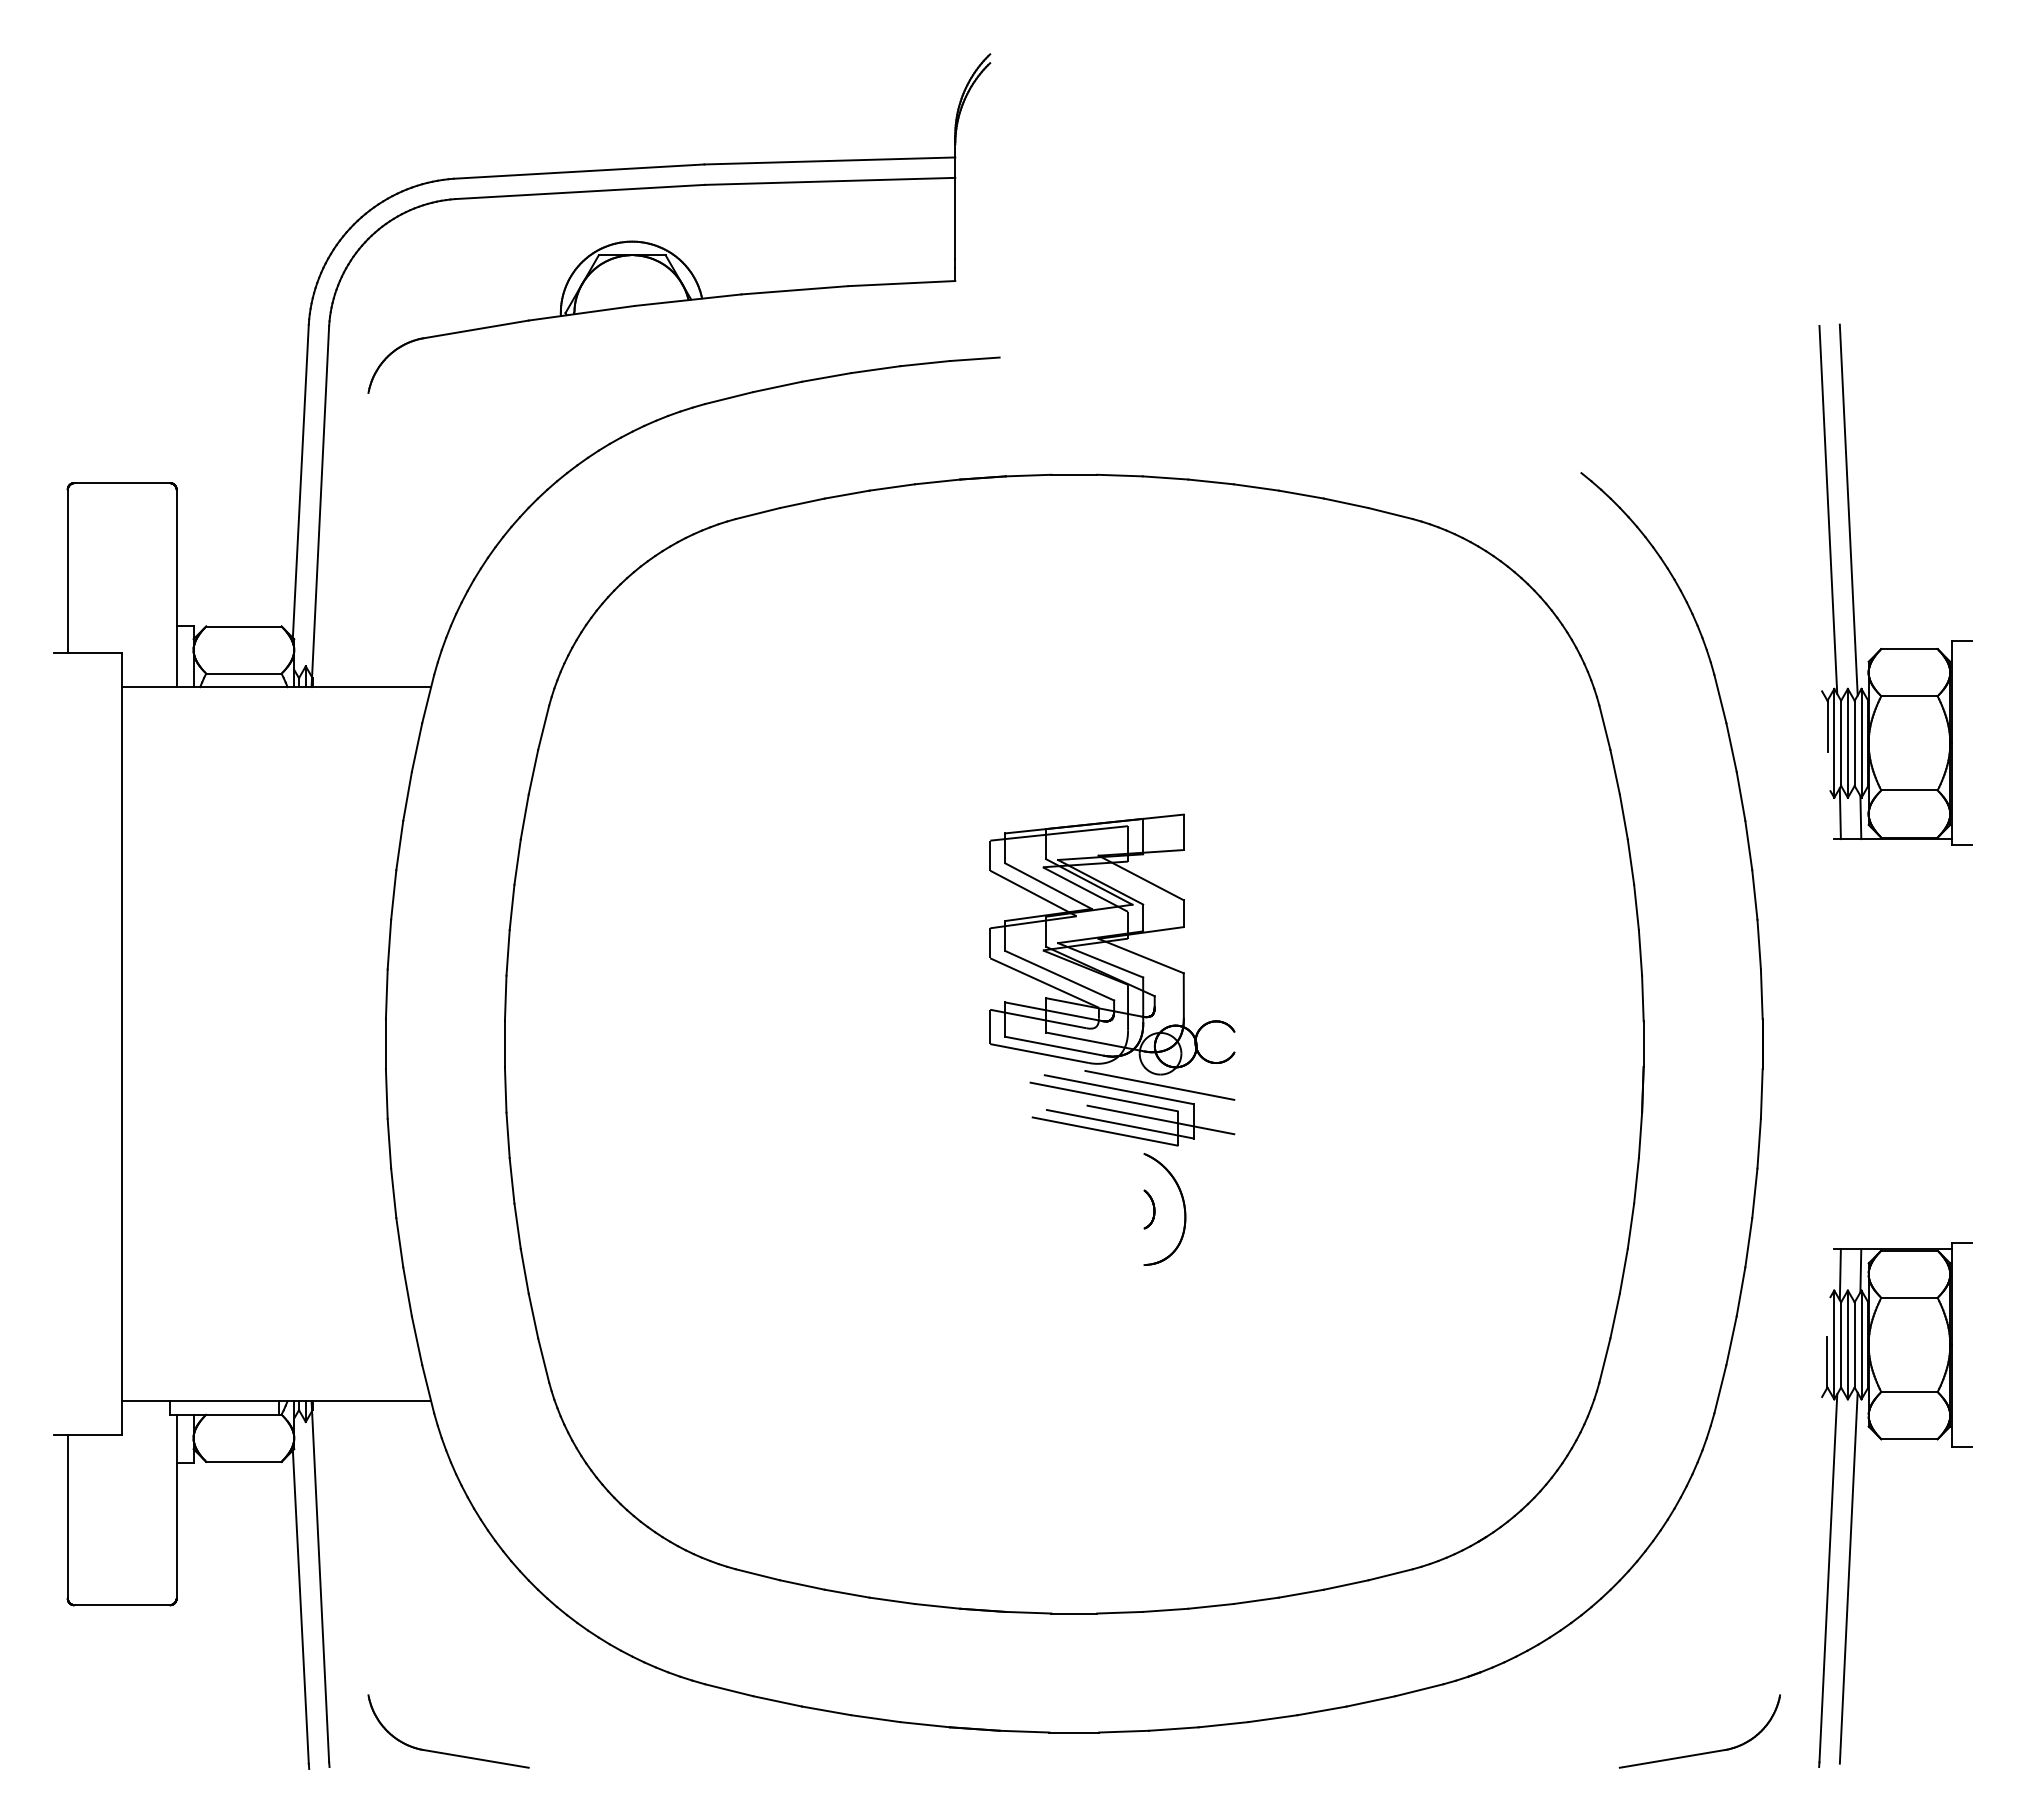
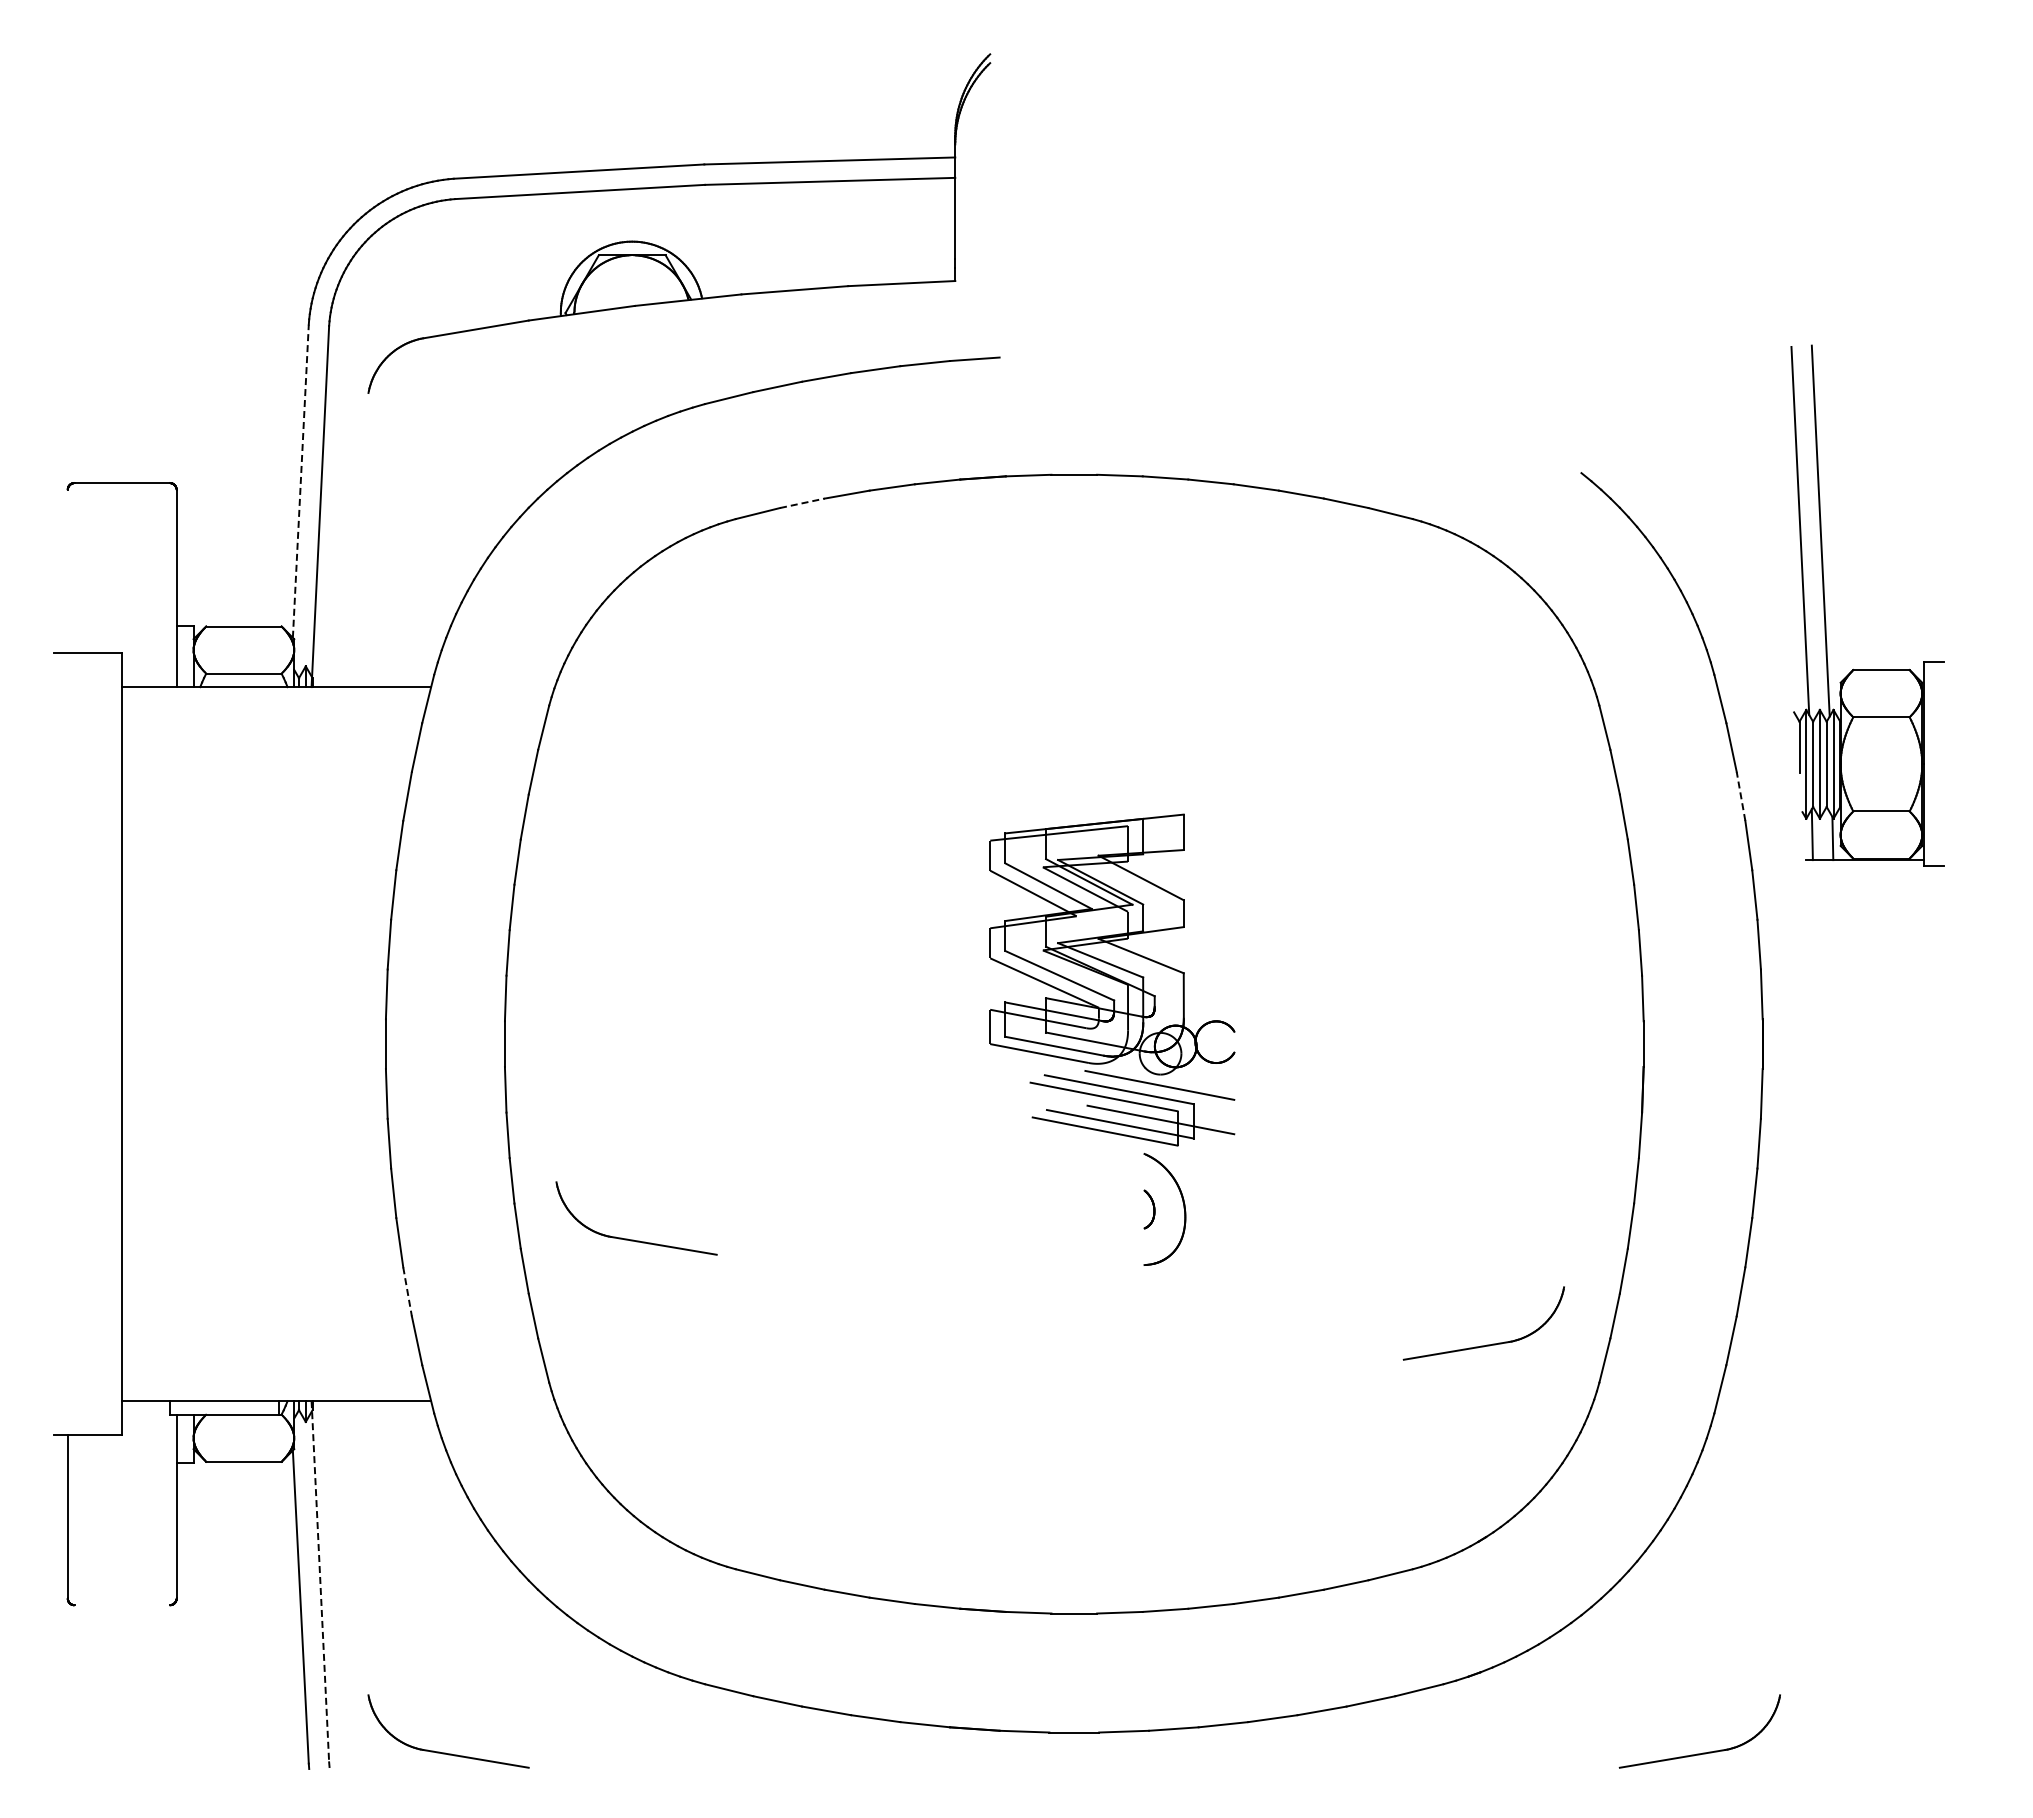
line: solid -> dashed (300, 481)
line: solid -> dashed (802, 503)
line: present -> none (67, 571)
part position: (1853, 584) -> (1825, 605) (1825, 605)
line: solid -> dashed (1741, 796)
part: none -> present (633, 1239)
line: solid -> dashed (407, 1291)
part: none -> present (1486, 1344)
part: present -> none (1853, 1504)
line: solid -> dashed (320, 1581)
line: present -> none (121, 1605)
